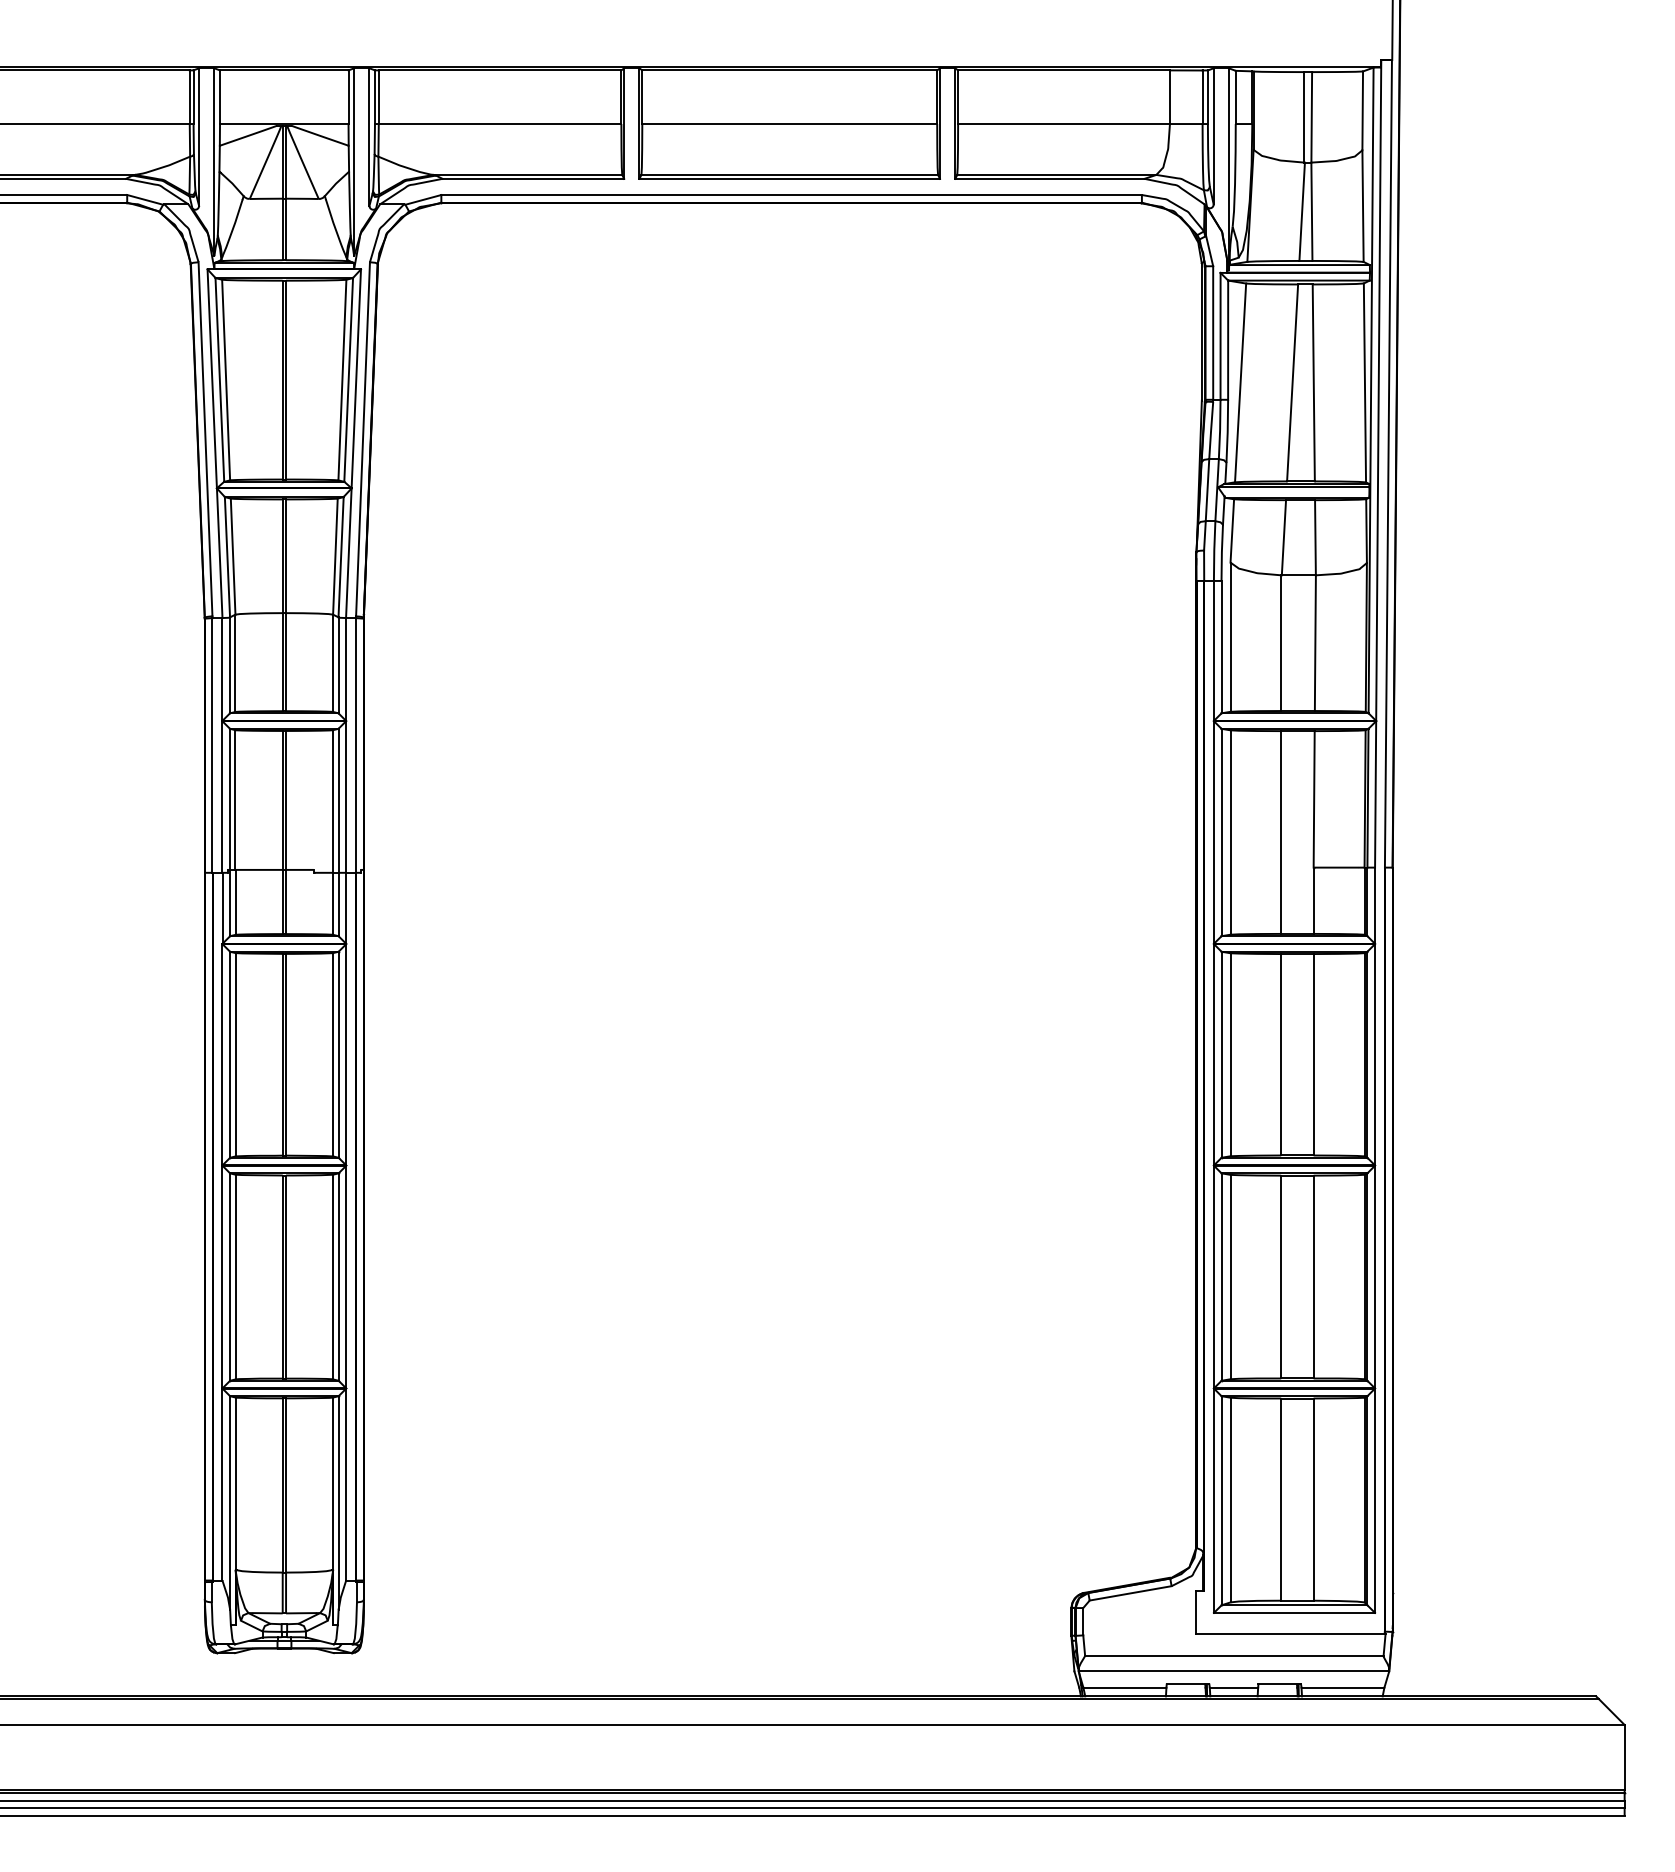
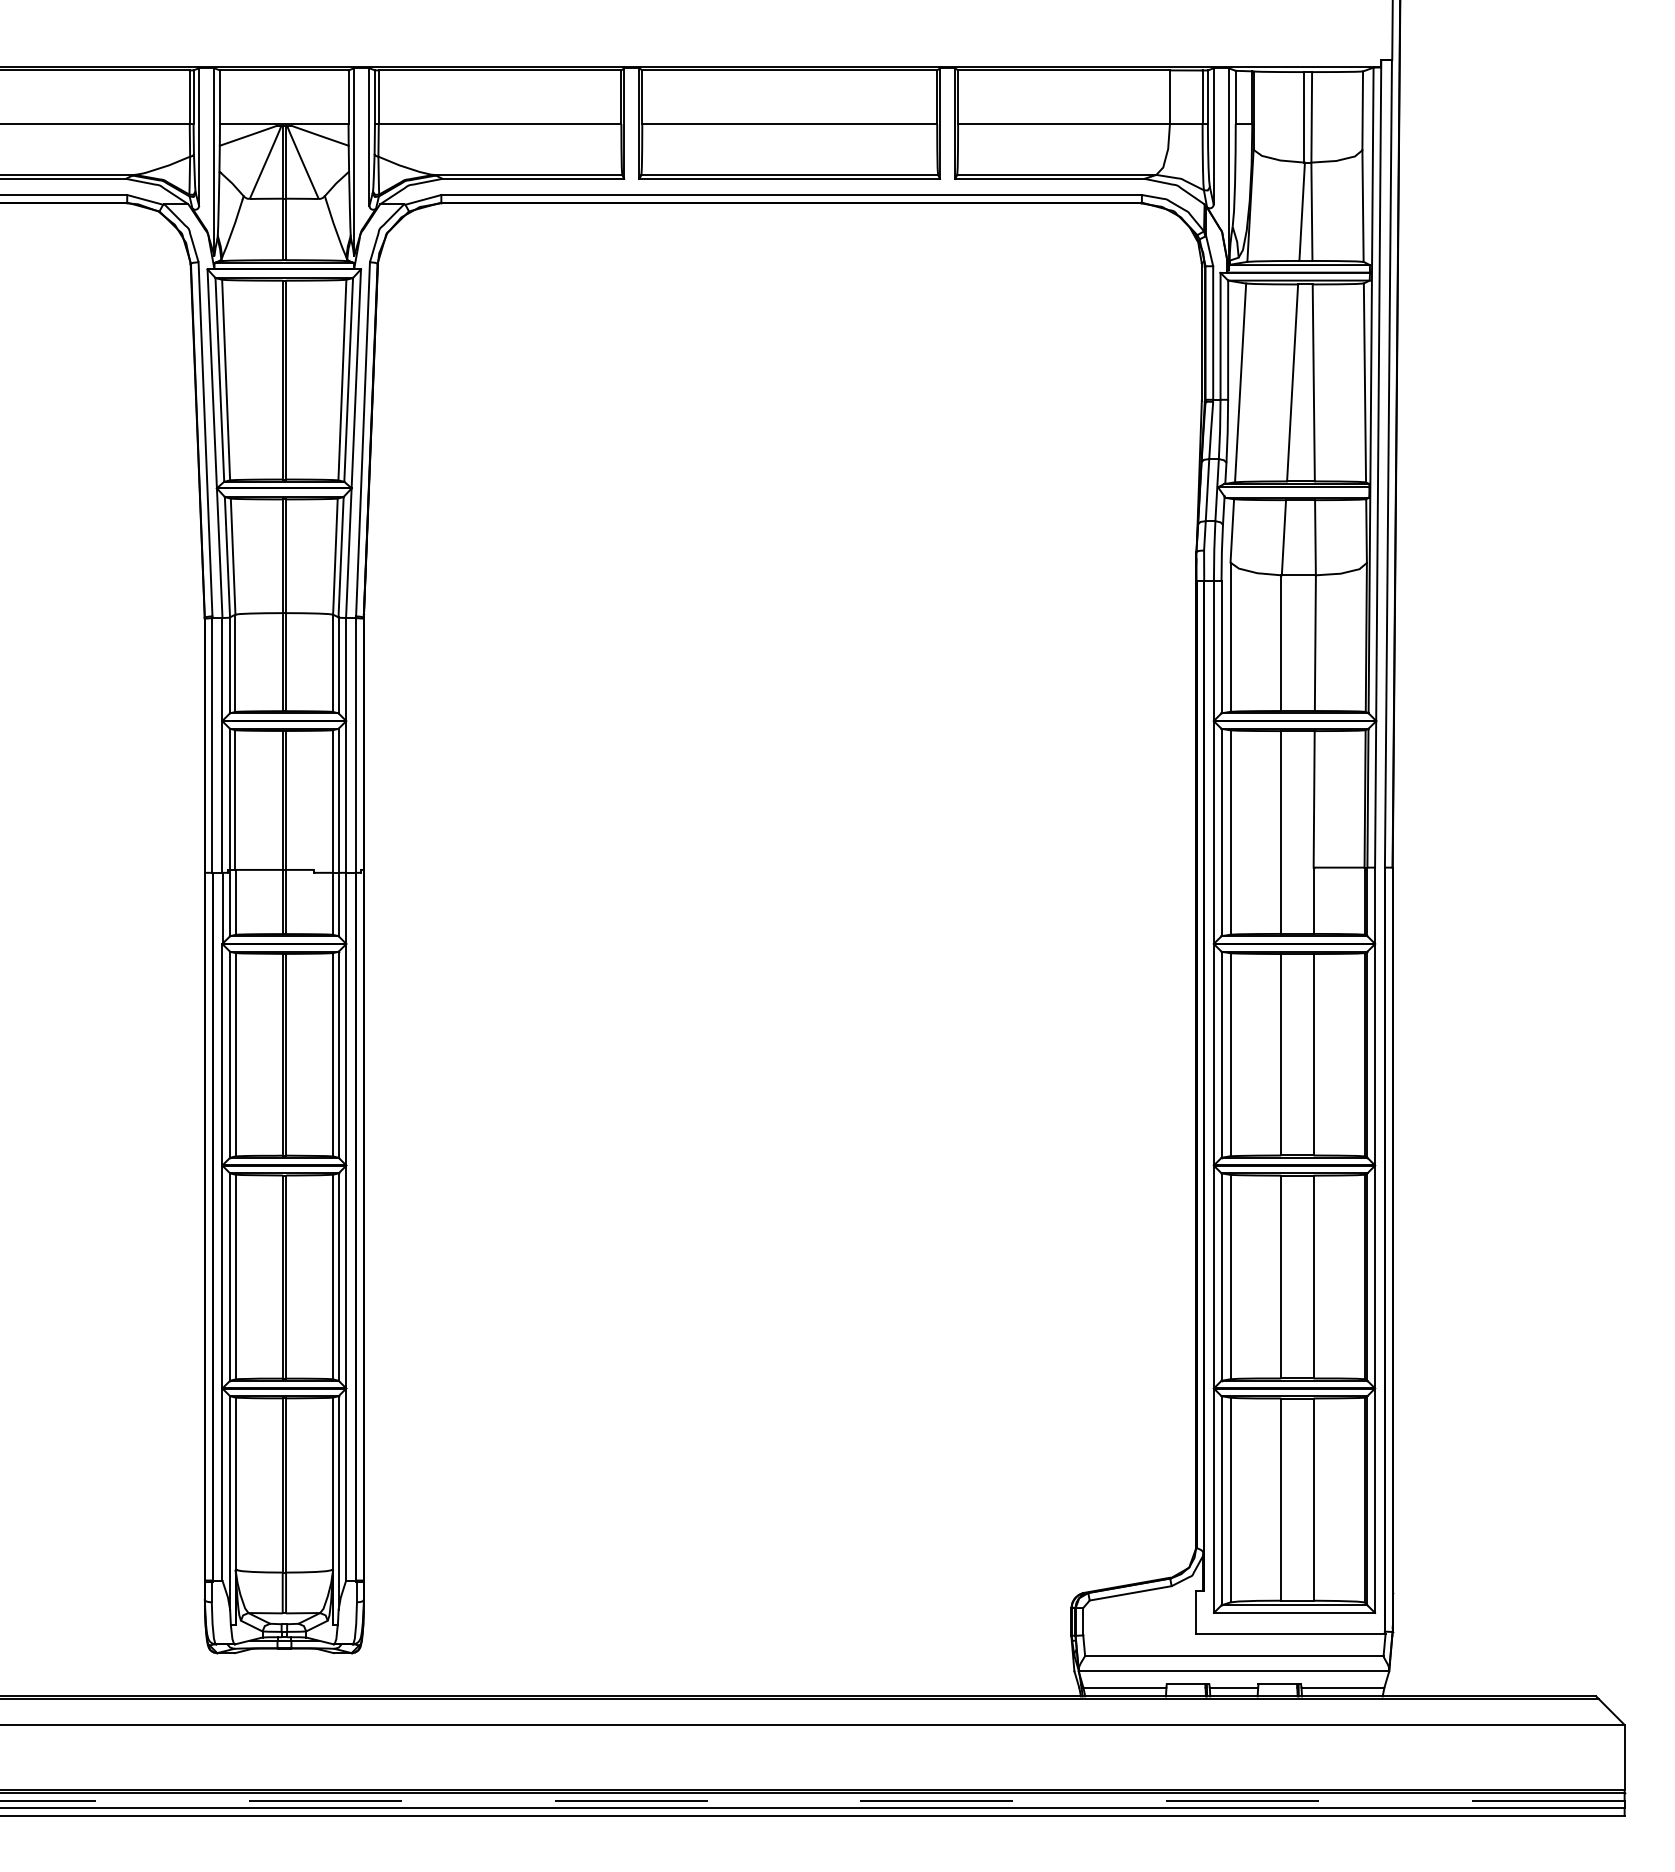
line: solid -> dashed (812, 1800)
